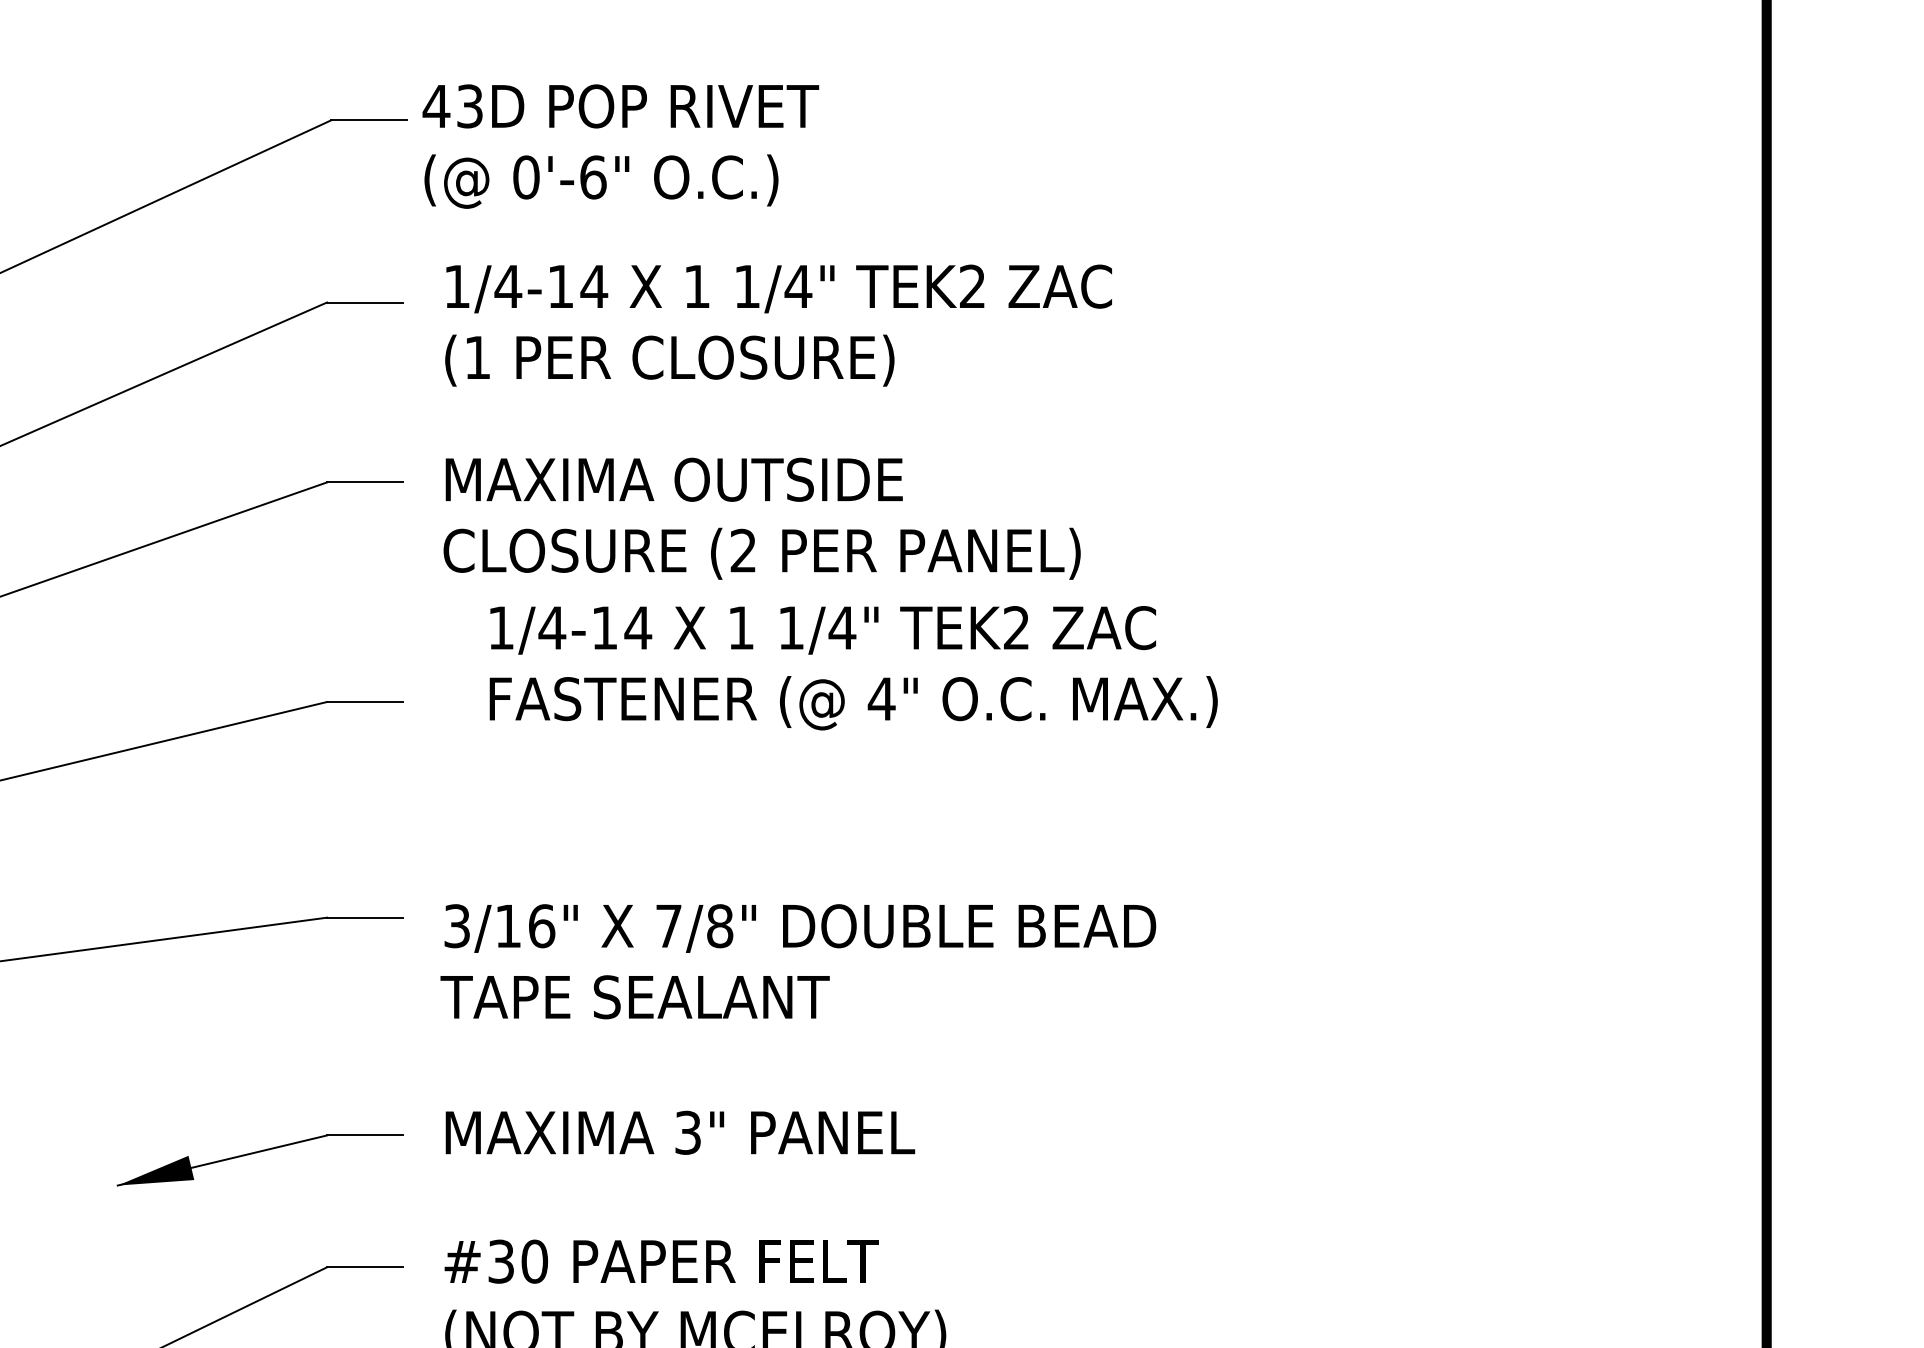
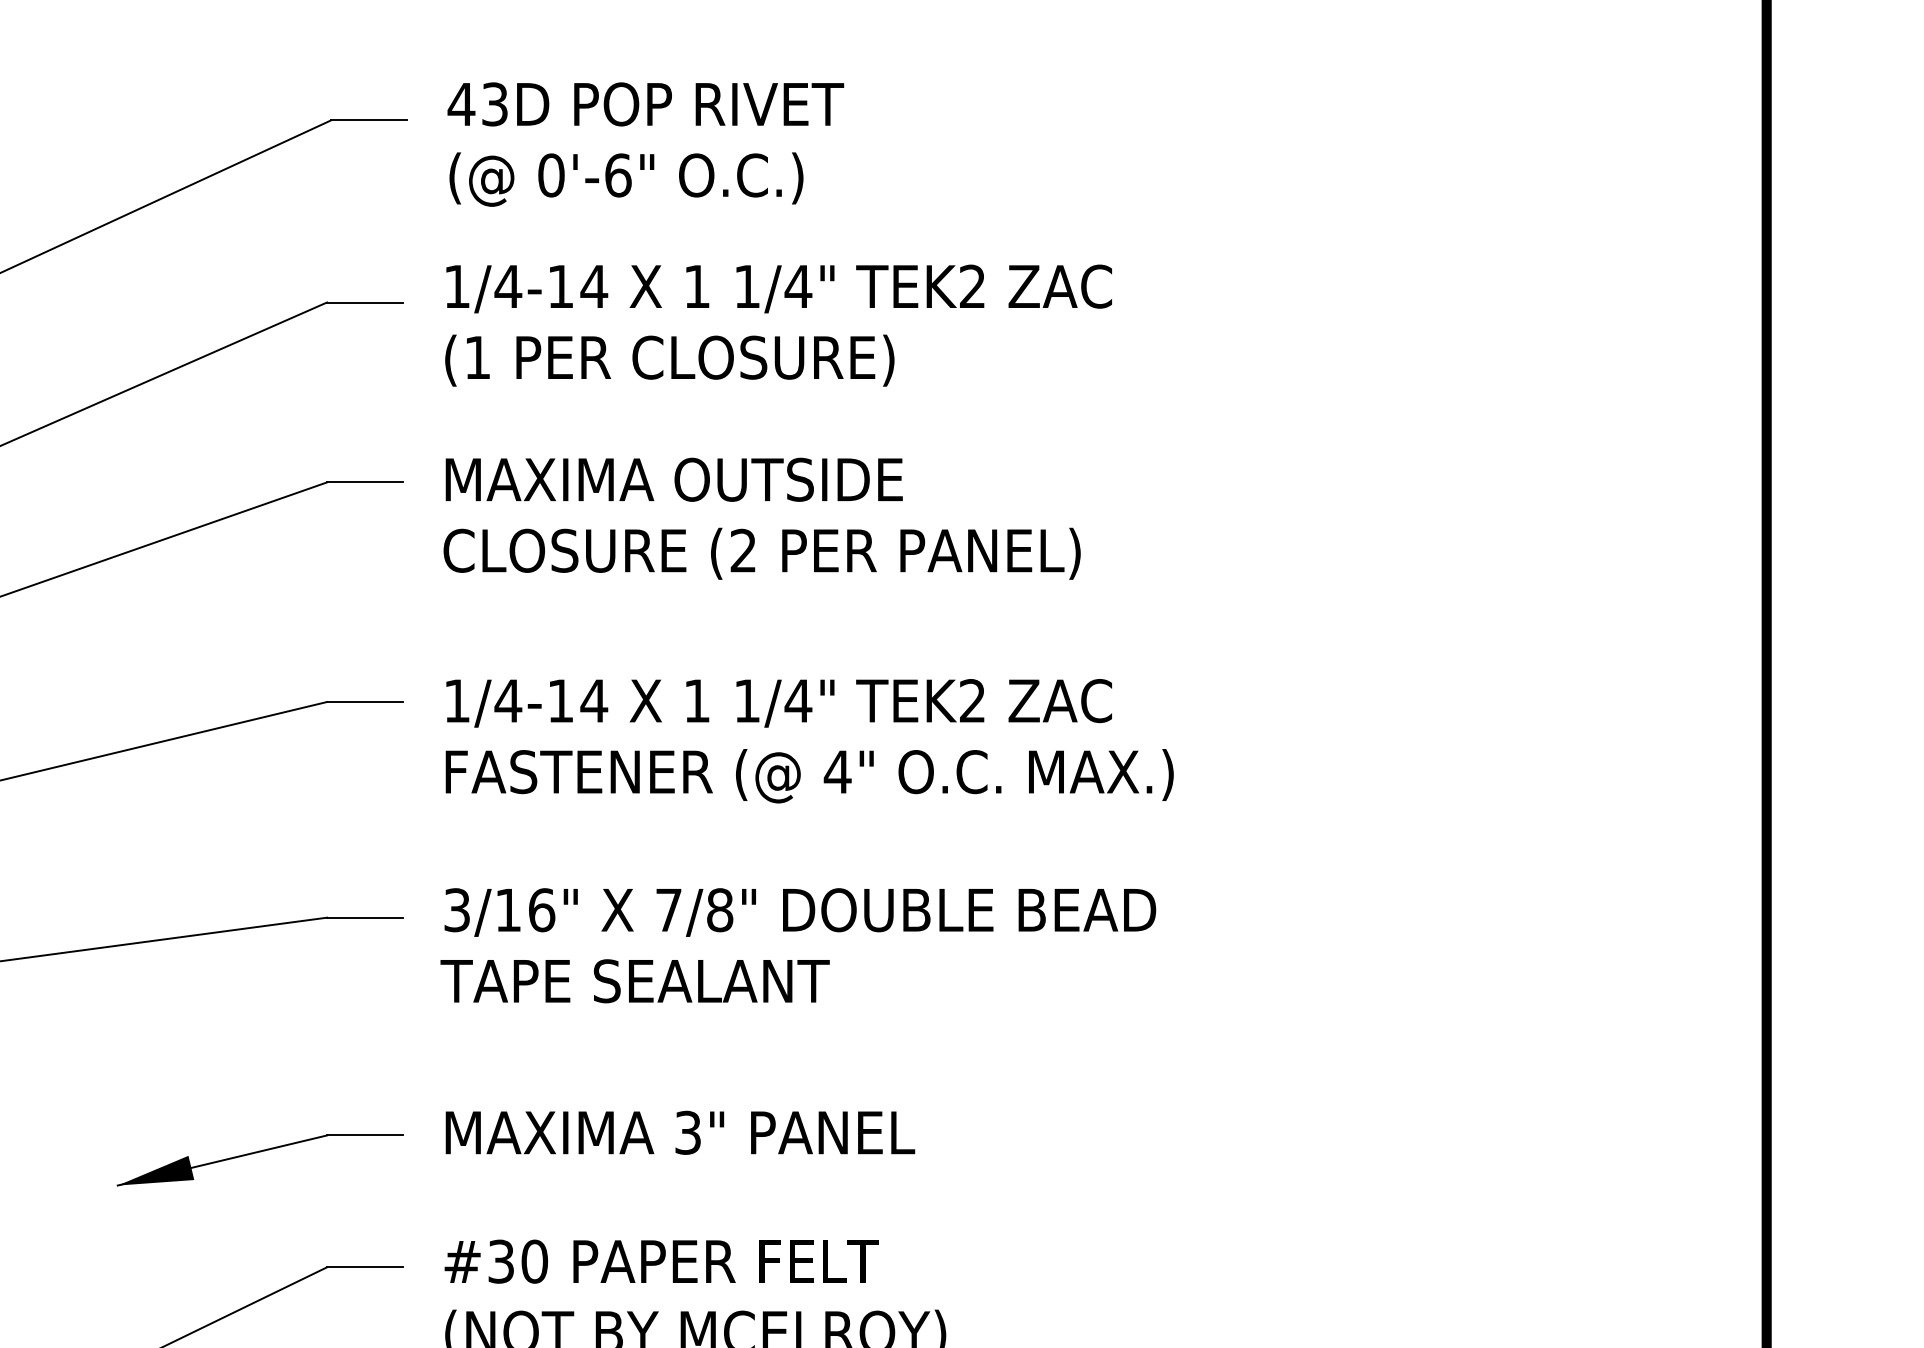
text position: (620, 146) -> (645, 144) (645, 144)
text position: (853, 668) -> (809, 741) (809, 741)
text position: (798, 961) -> (798, 945) (798, 945)
